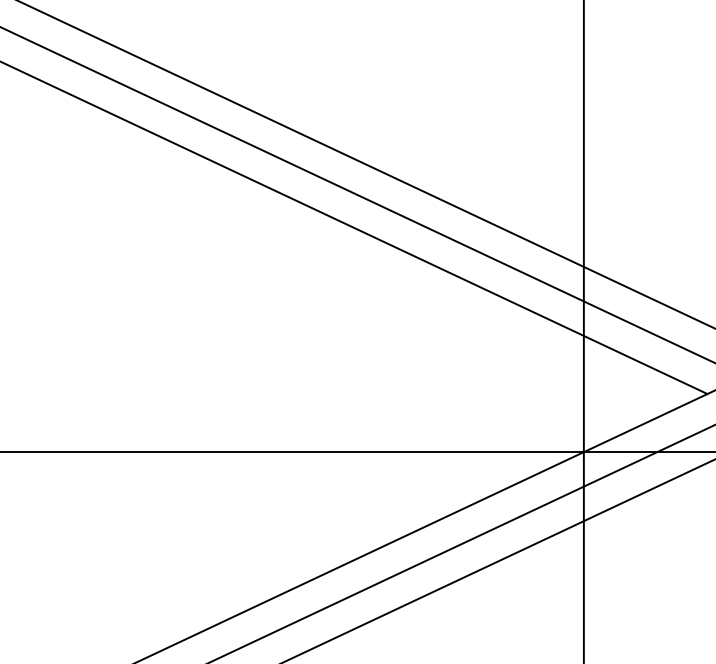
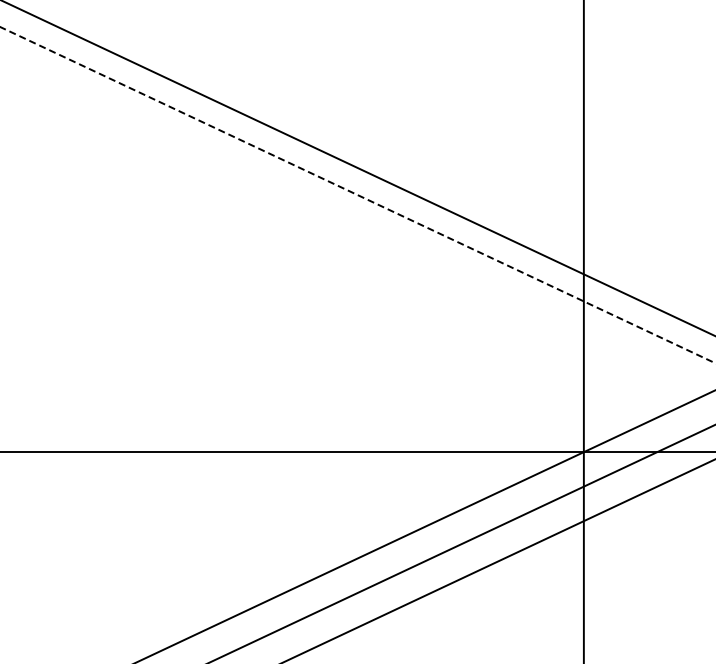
line position: (366, 164) -> (358, 168) (358, 168)
line: solid -> dashed (358, 195)
line: present -> none (354, 228)
